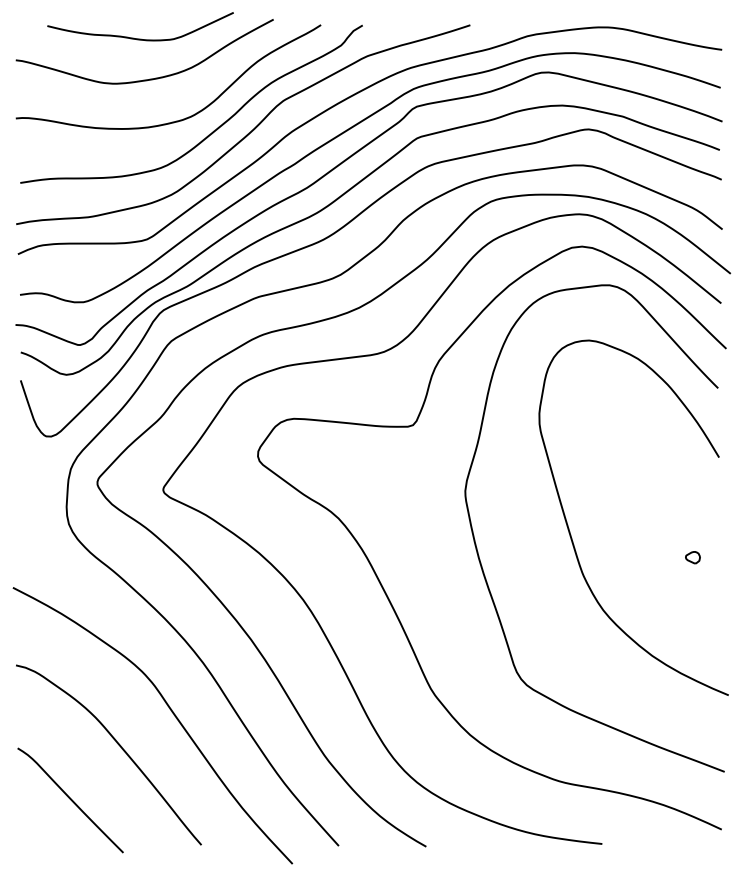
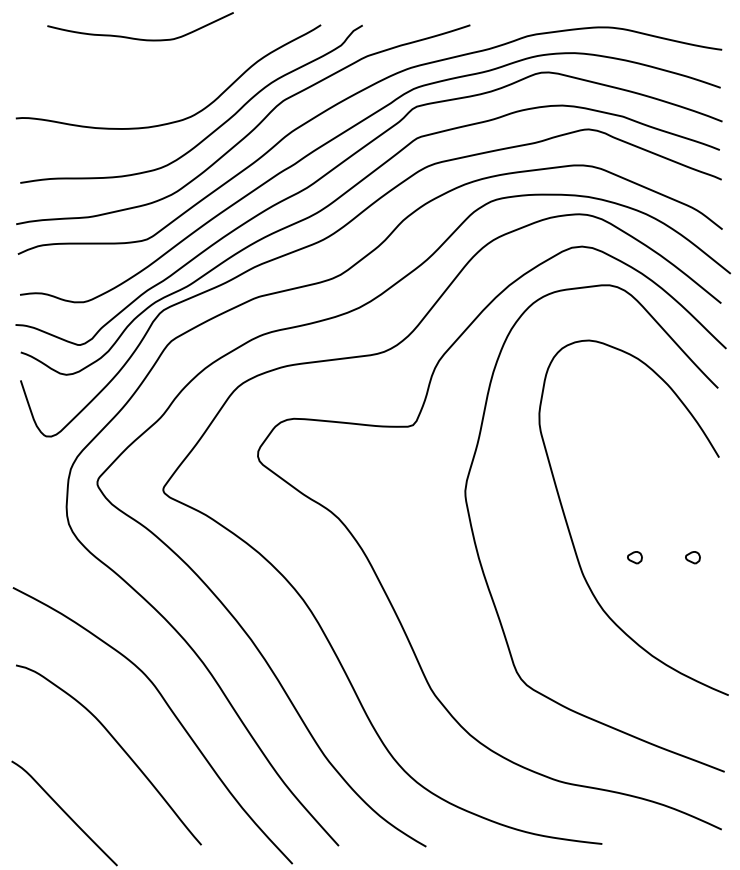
curve: present -> none (149, 78)
part: none -> present (634, 557)
curve position: (70, 800) -> (64, 813) (64, 813)
